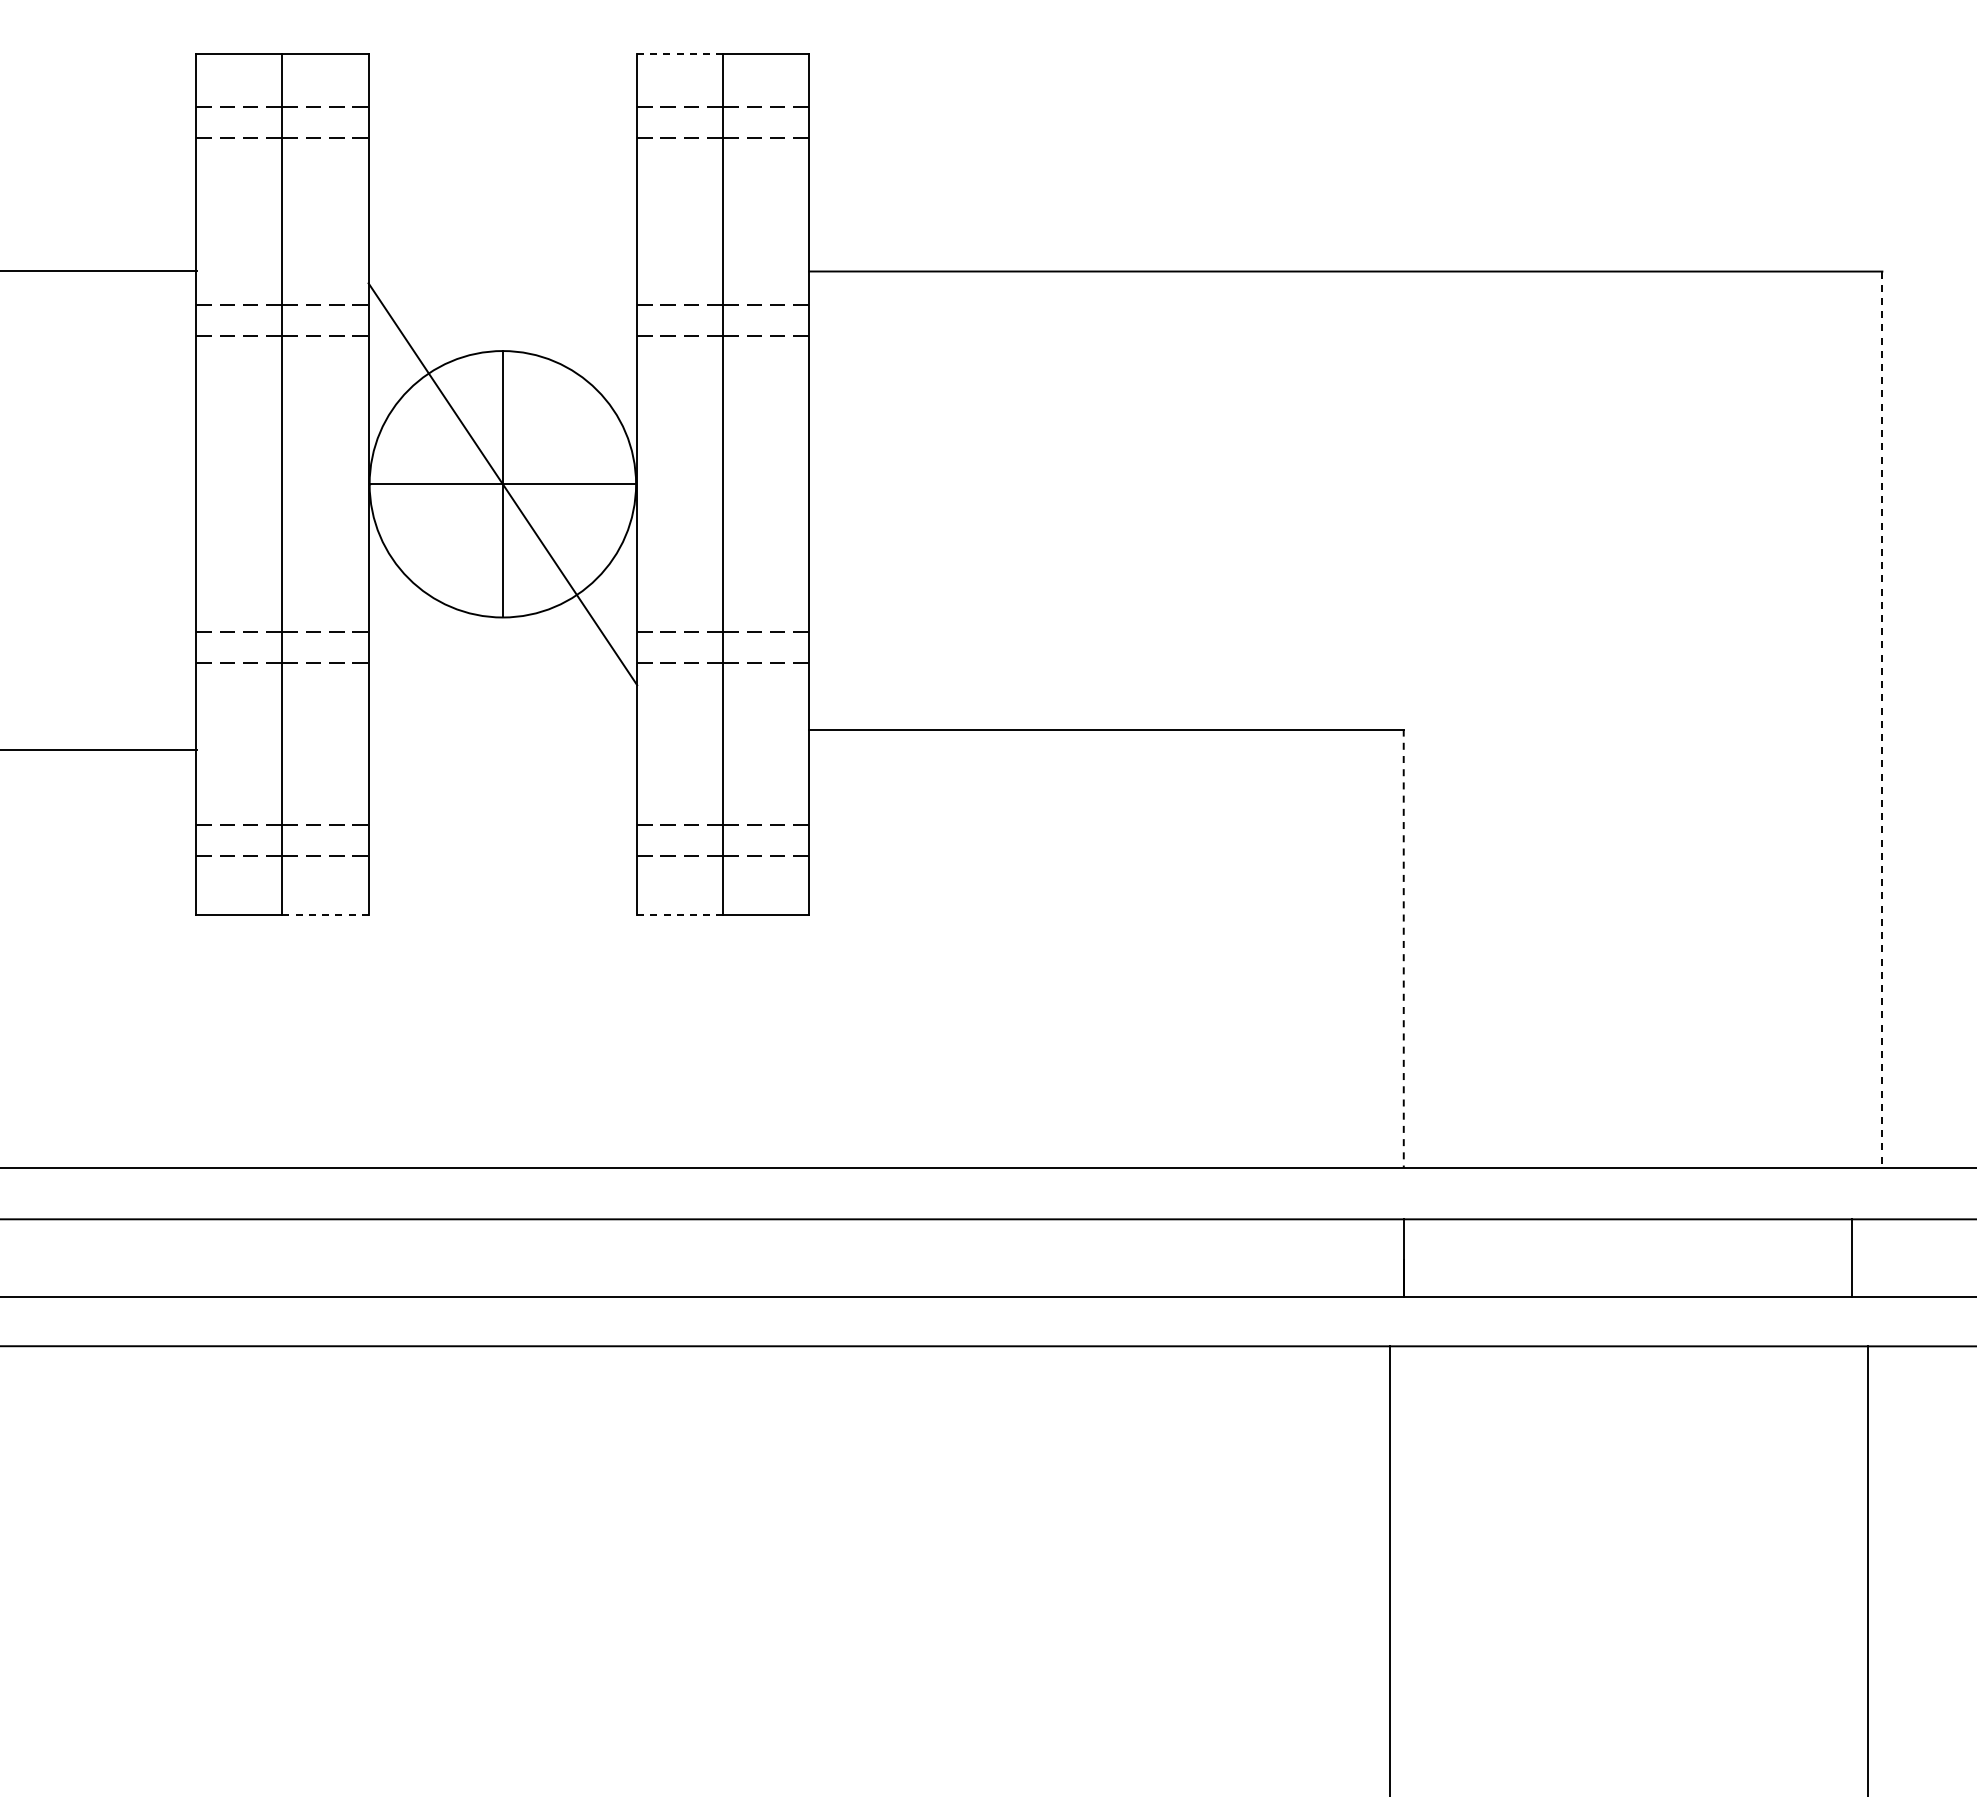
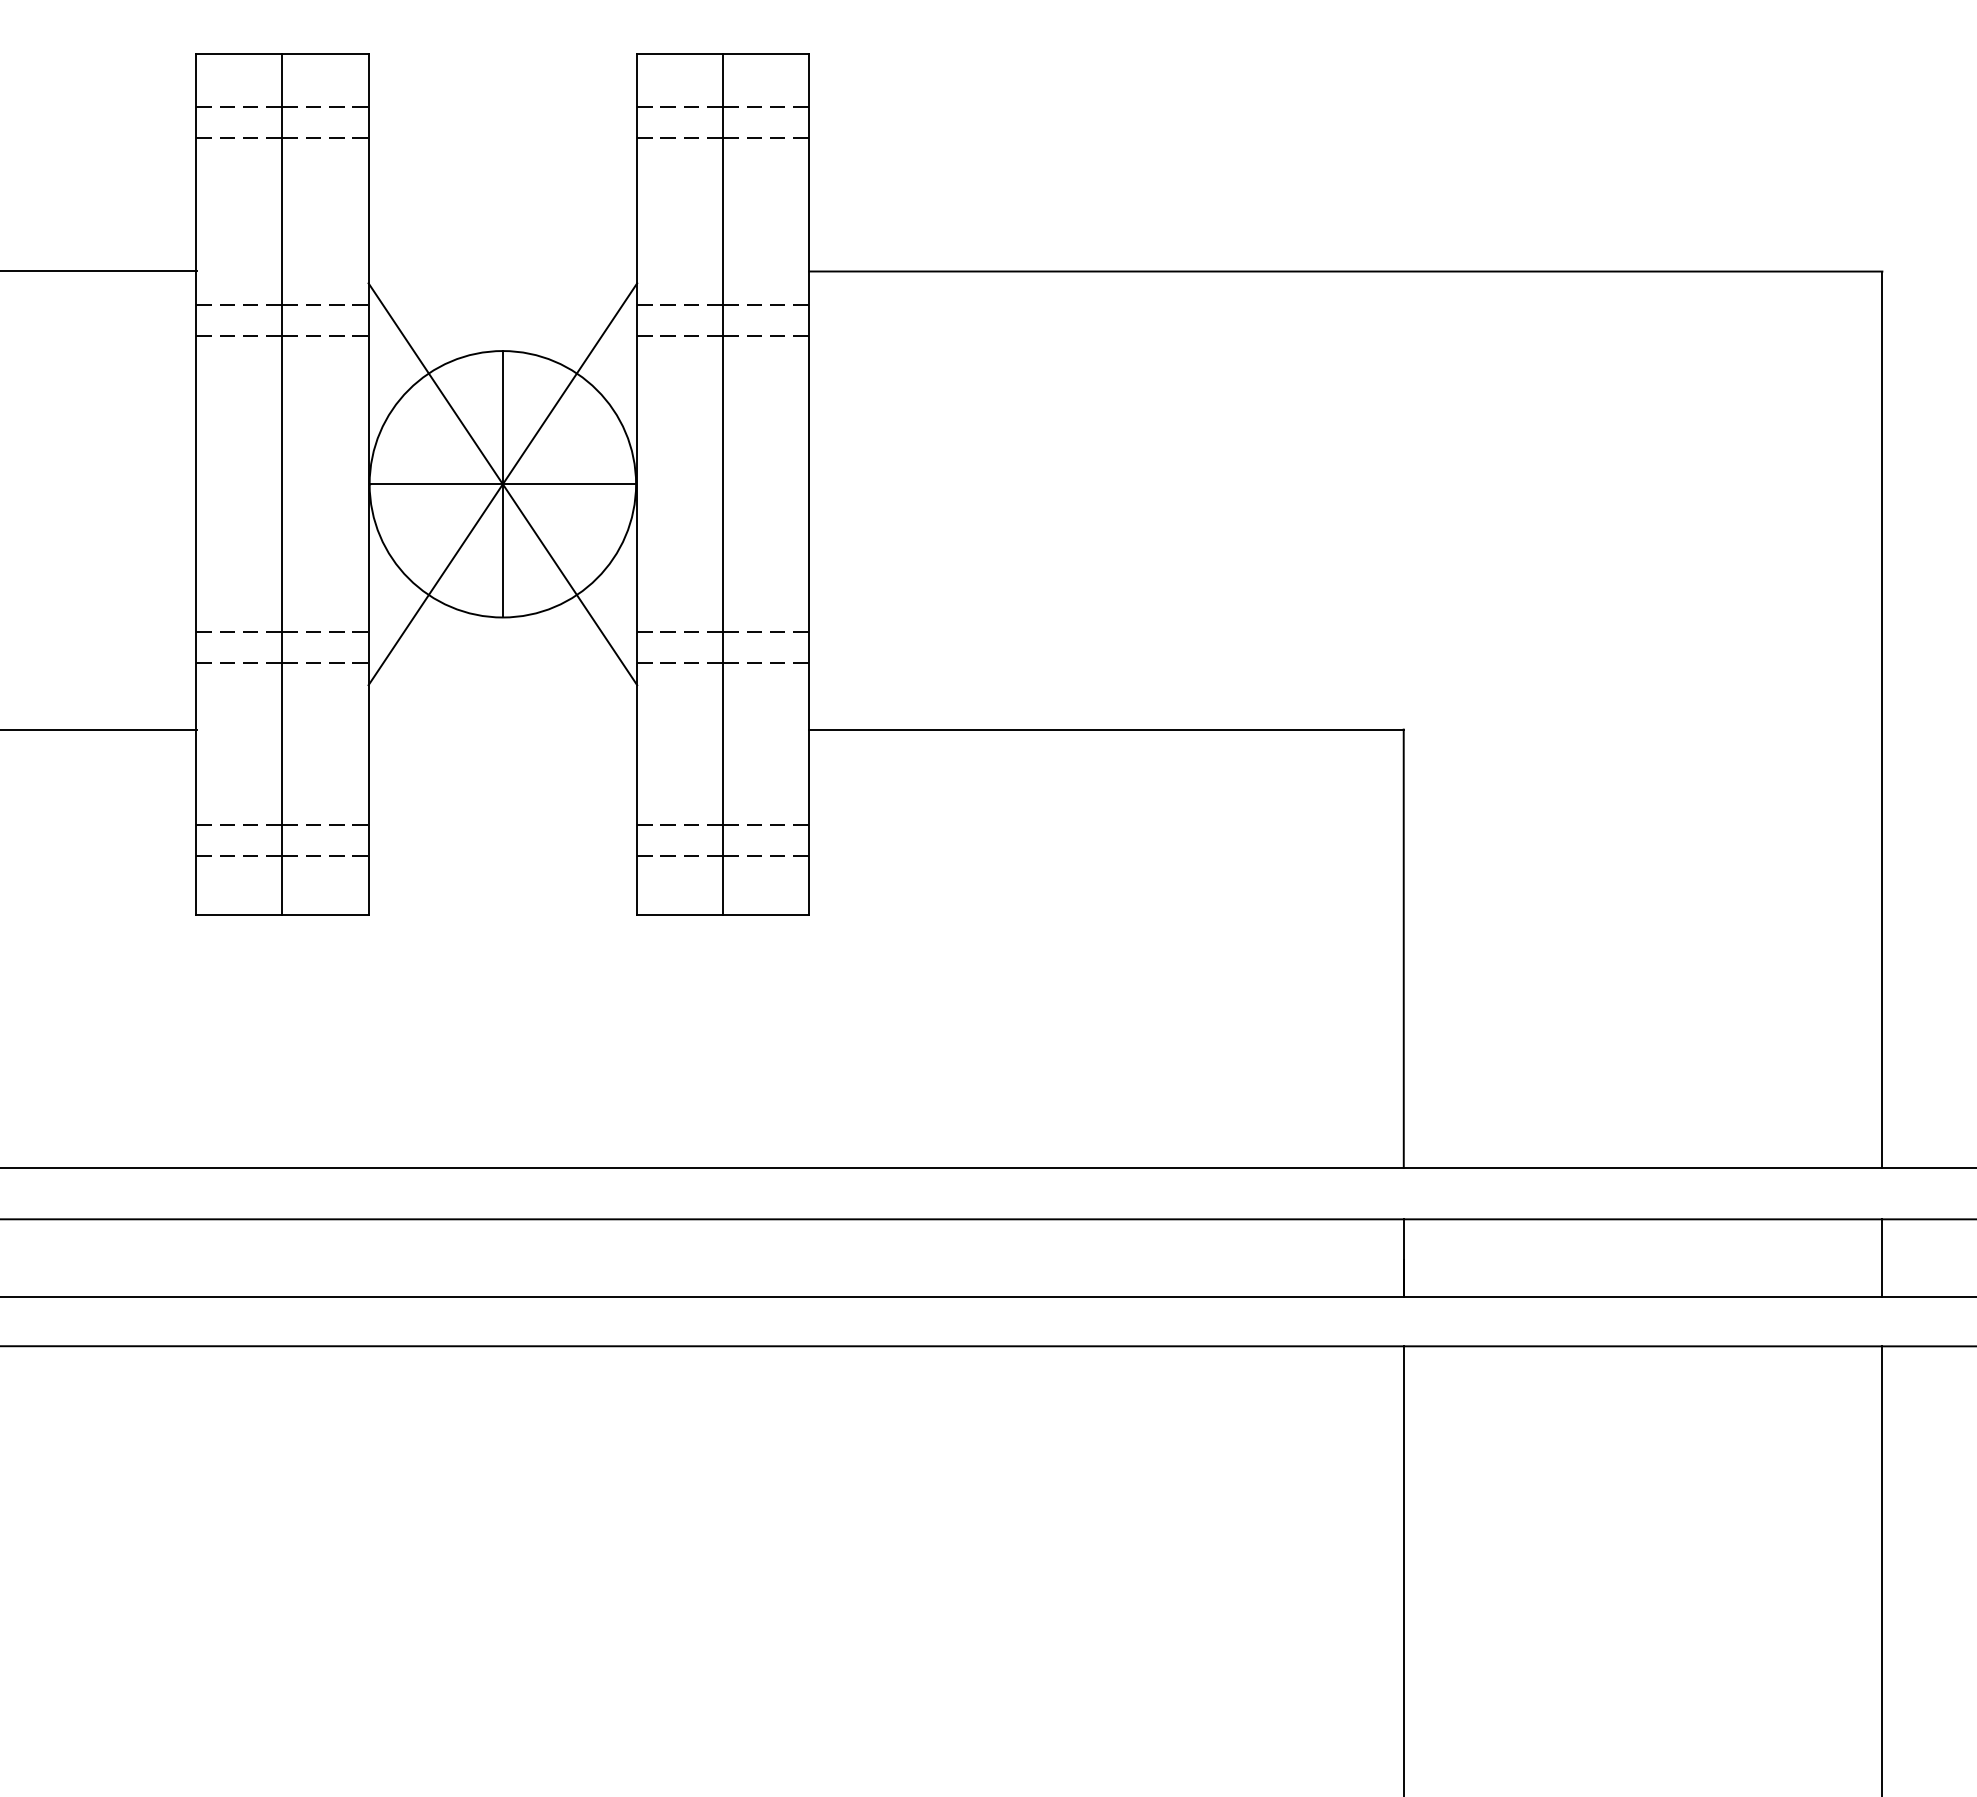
line: dashed -> solid (679, 53)
line: none -> present (502, 484)
line: dashed -> solid (1882, 720)
line position: (99, 749) -> (99, 729) (99, 729)
line: dashed -> solid (326, 914)
line: dashed -> solid (680, 914)
line: dashed -> solid (1403, 949)
line position: (1852, 1257) -> (1882, 1257) (1882, 1257)
line position: (1389, 1569) -> (1403, 1569) (1403, 1569)
line position: (1868, 1569) -> (1882, 1569) (1882, 1569)
